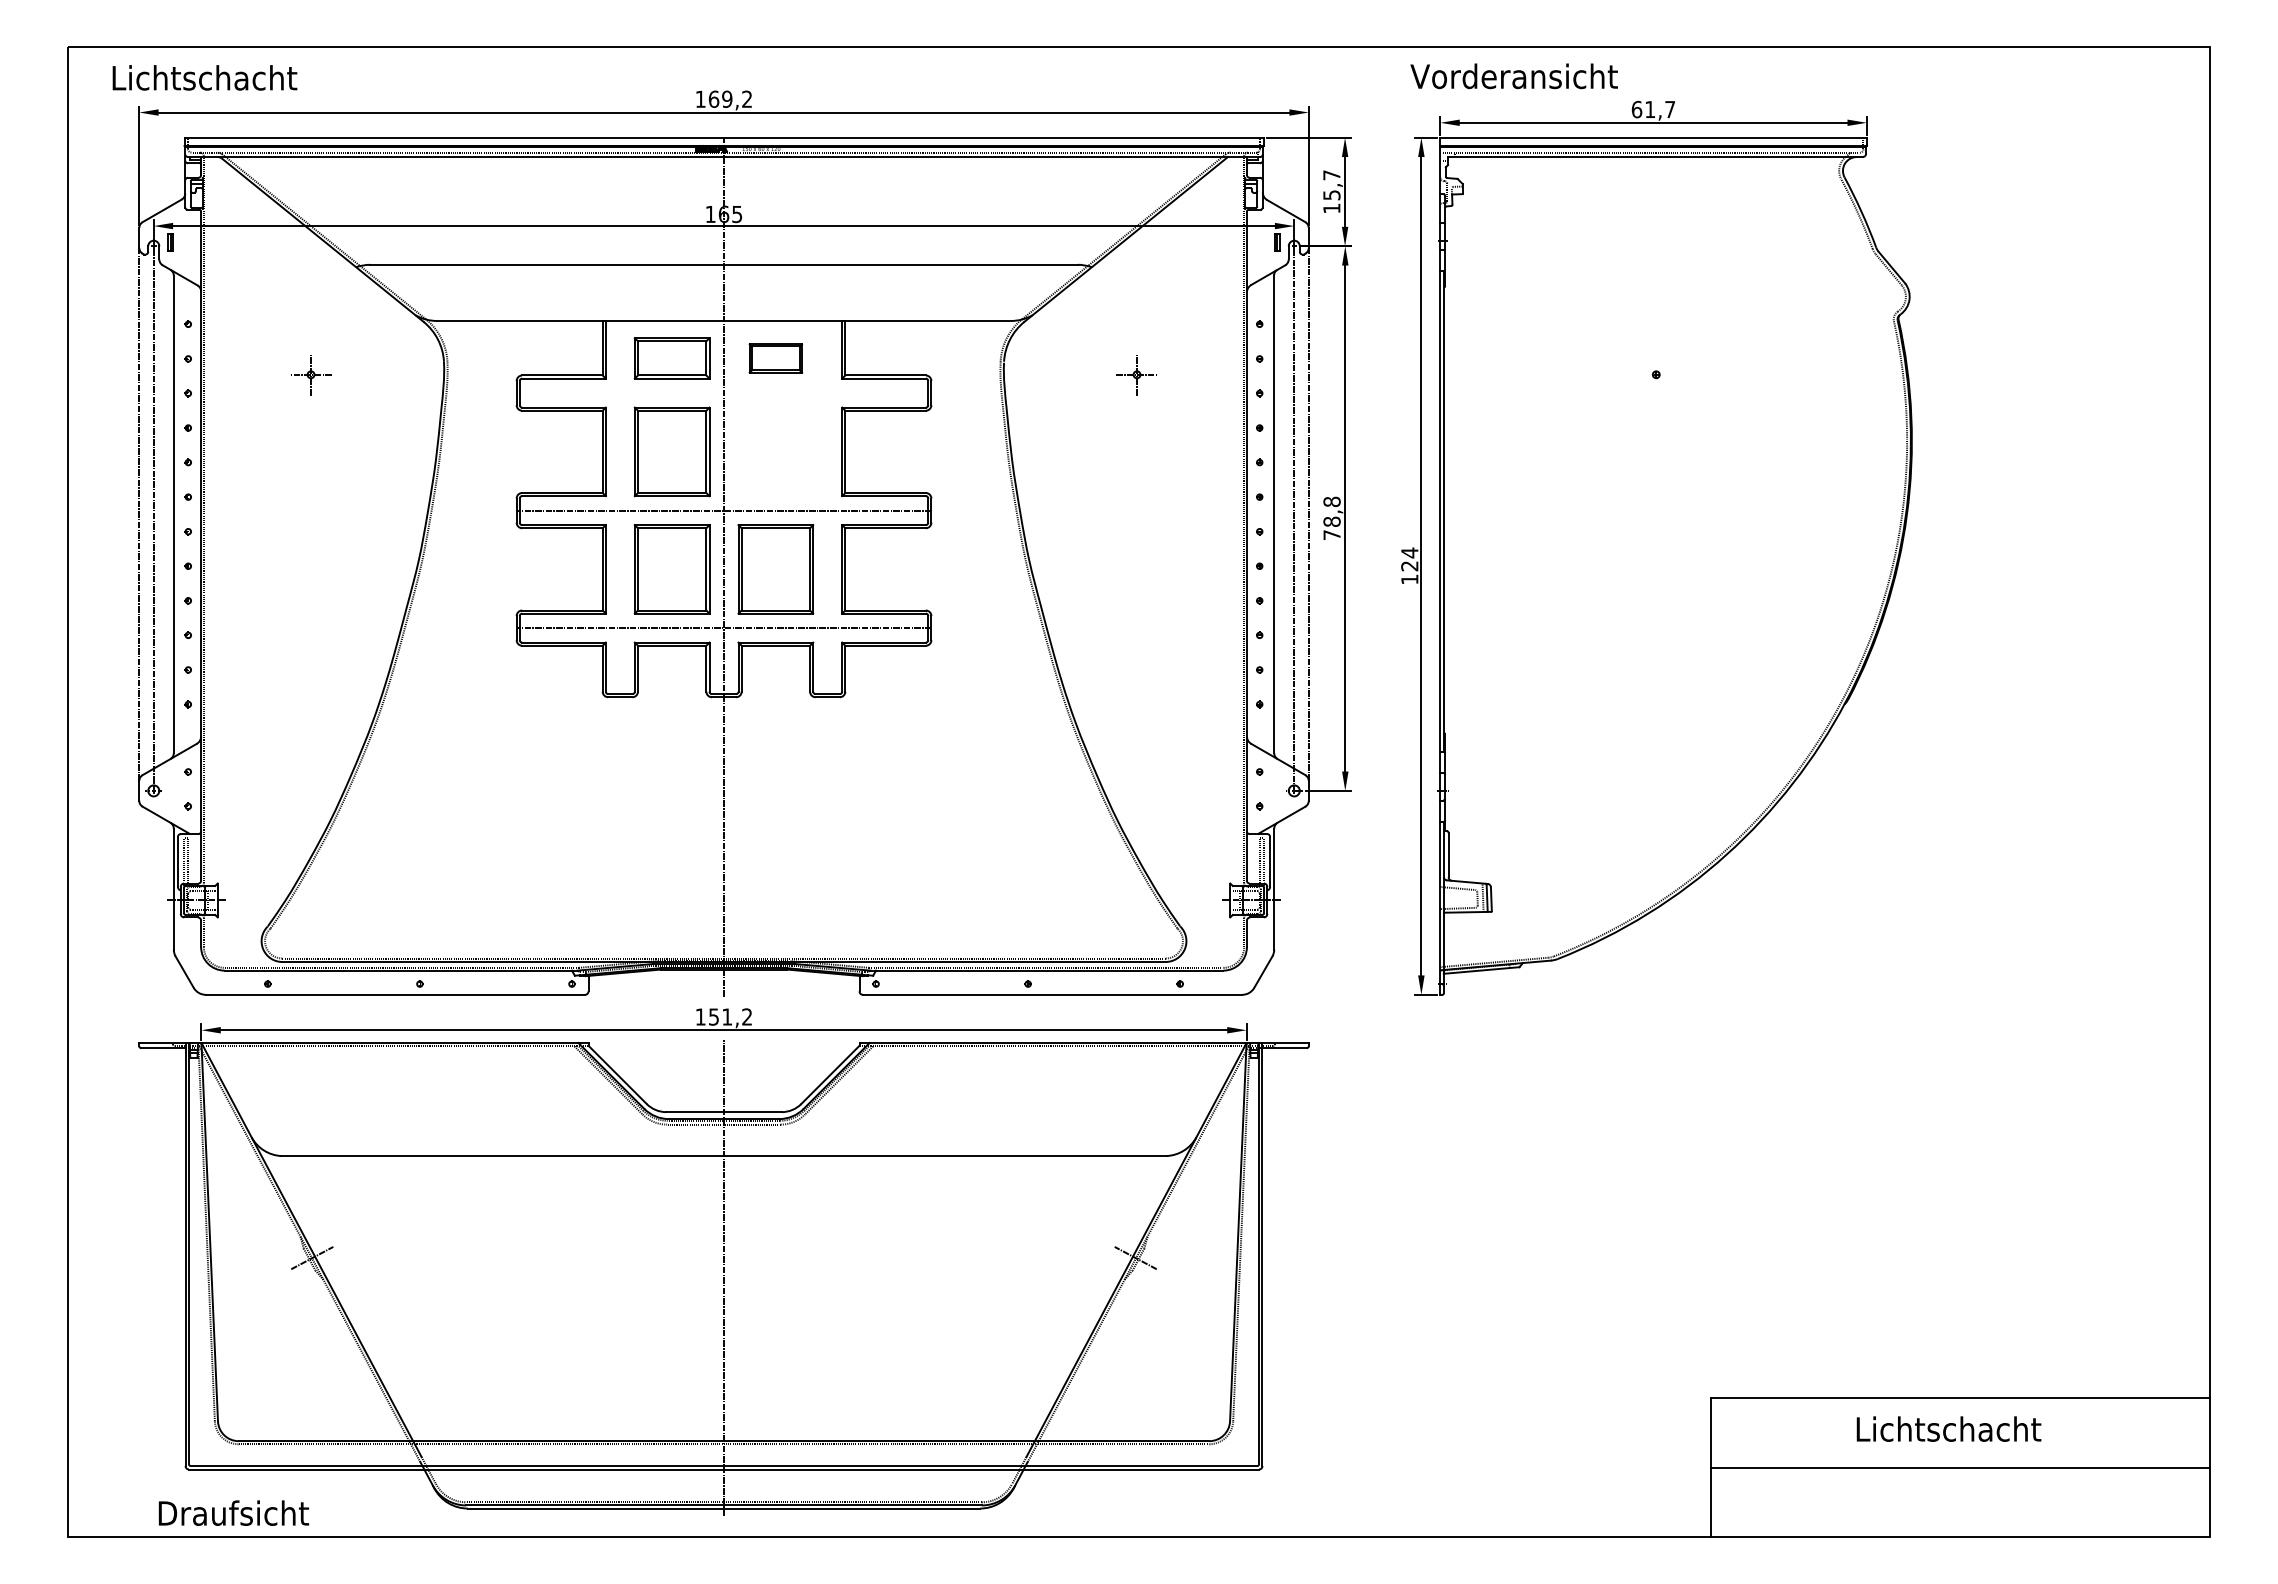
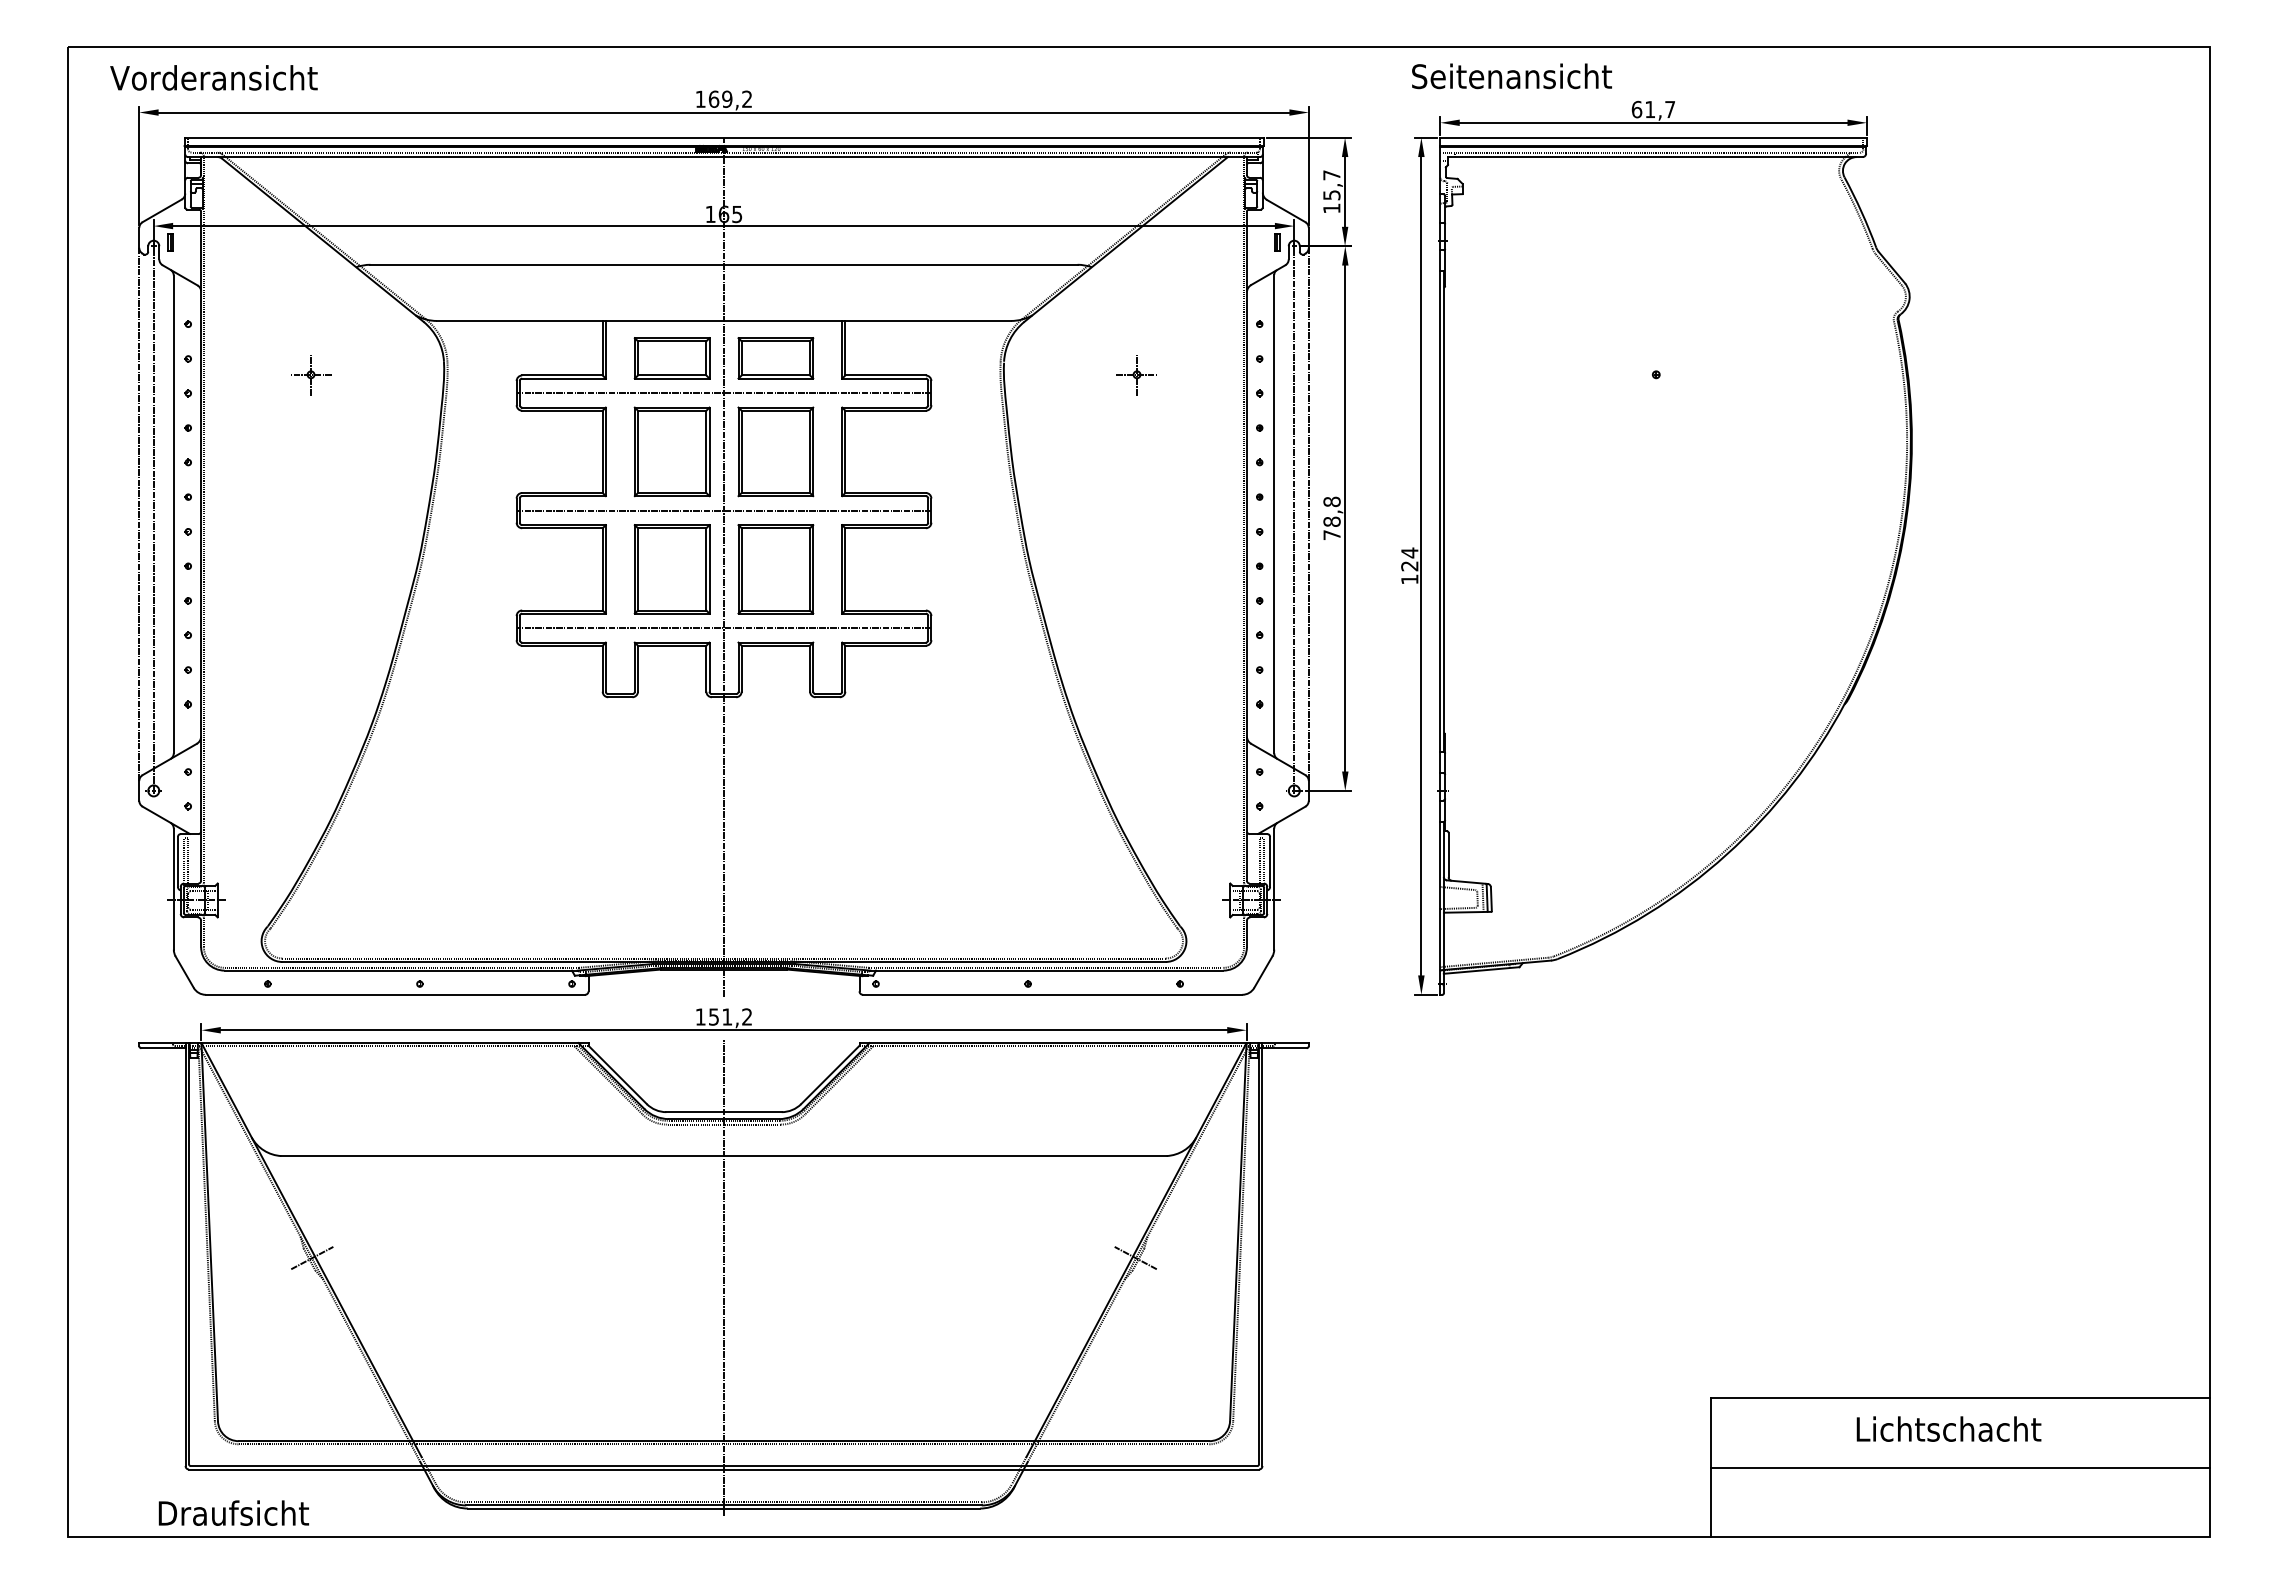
text: Vorderansicht -> Seitenansicht (1513, 76)
text: Lichtschacht -> Vorderansicht (213, 77)
part size: 56x31 px -> 78x43 px (775, 358)
line: none -> present (723, 393)
part: none -> present (775, 451)
